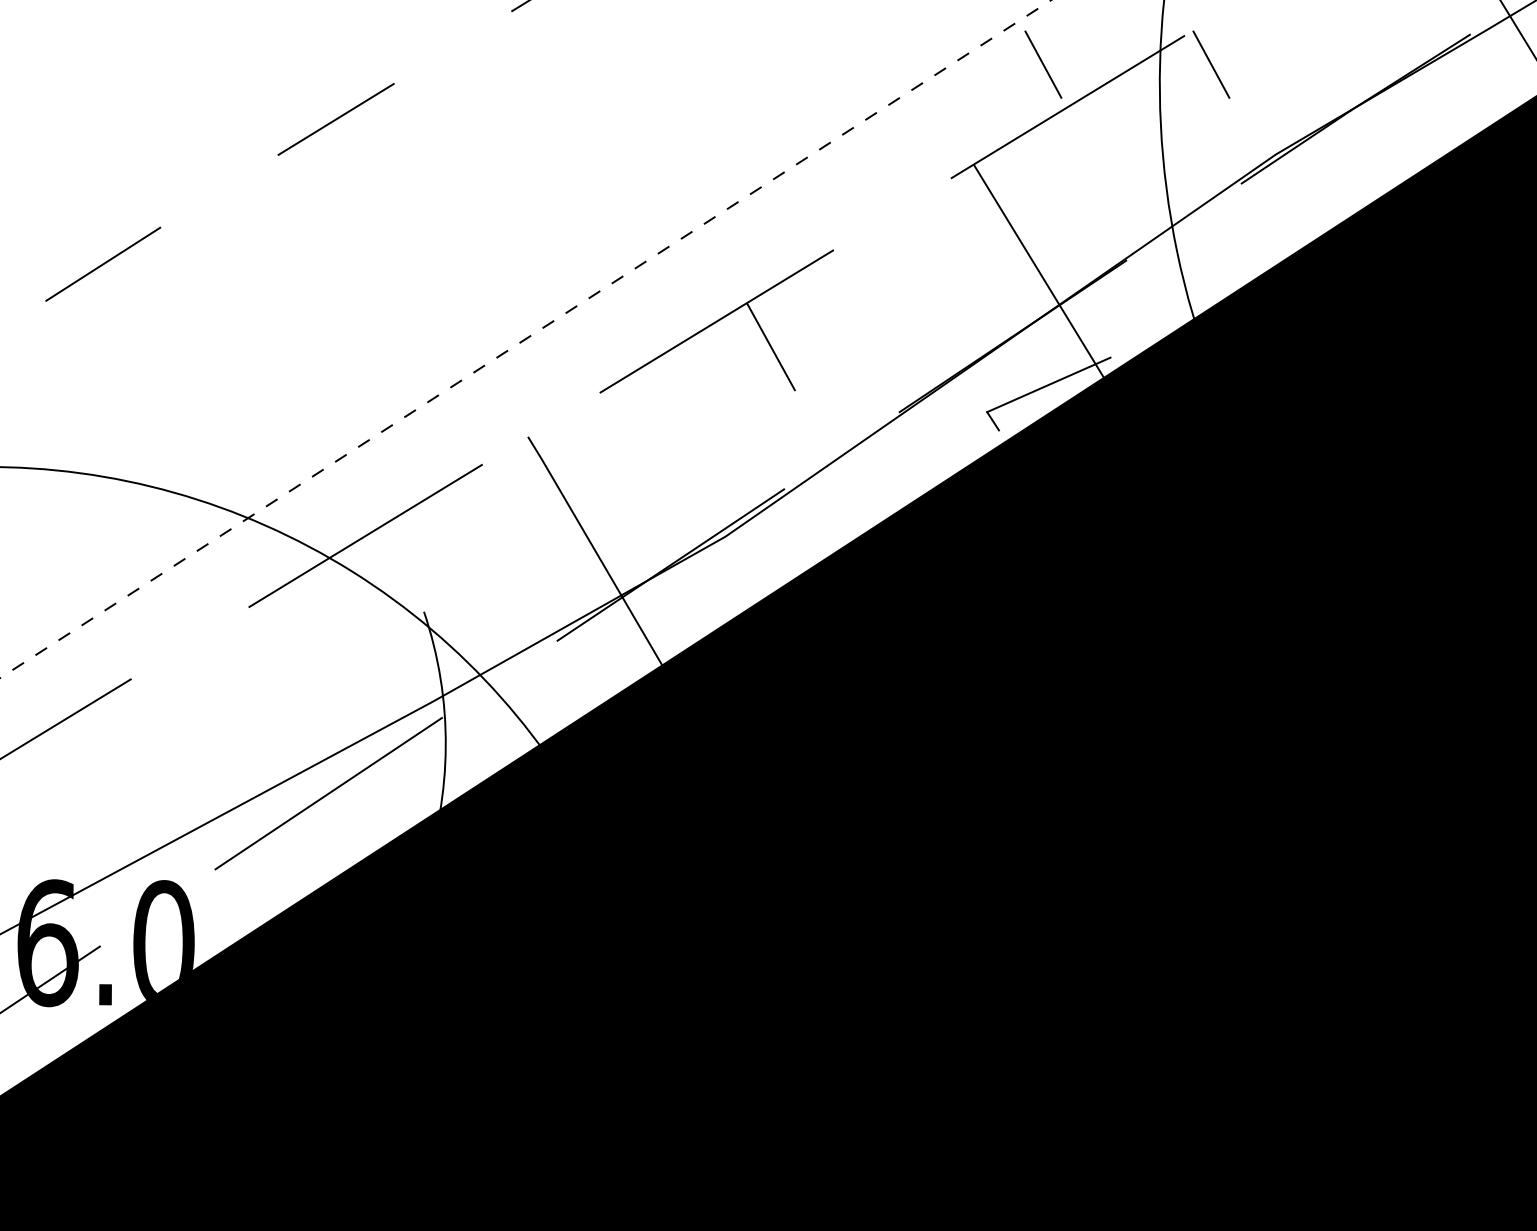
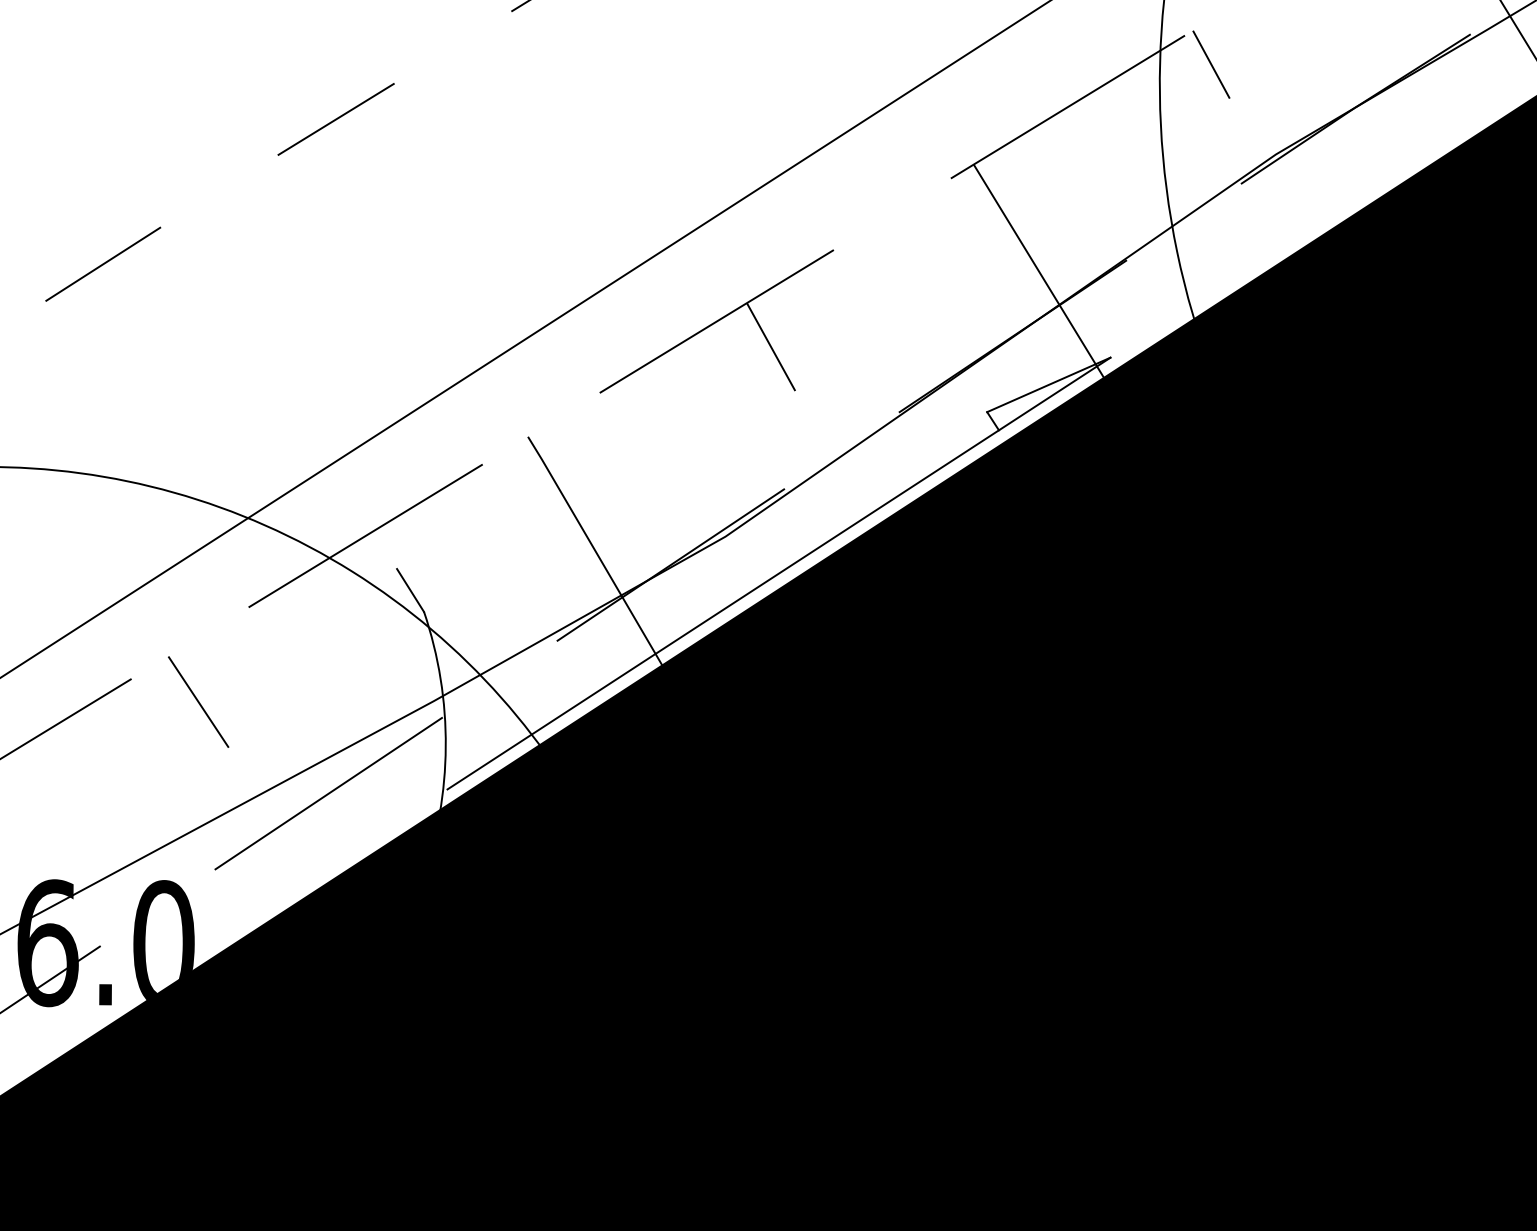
line: present -> none (1043, 64)
line: dashed -> solid (525, 339)
line: none -> present (778, 573)
line: none -> present (410, 590)
line: none -> present (198, 701)
